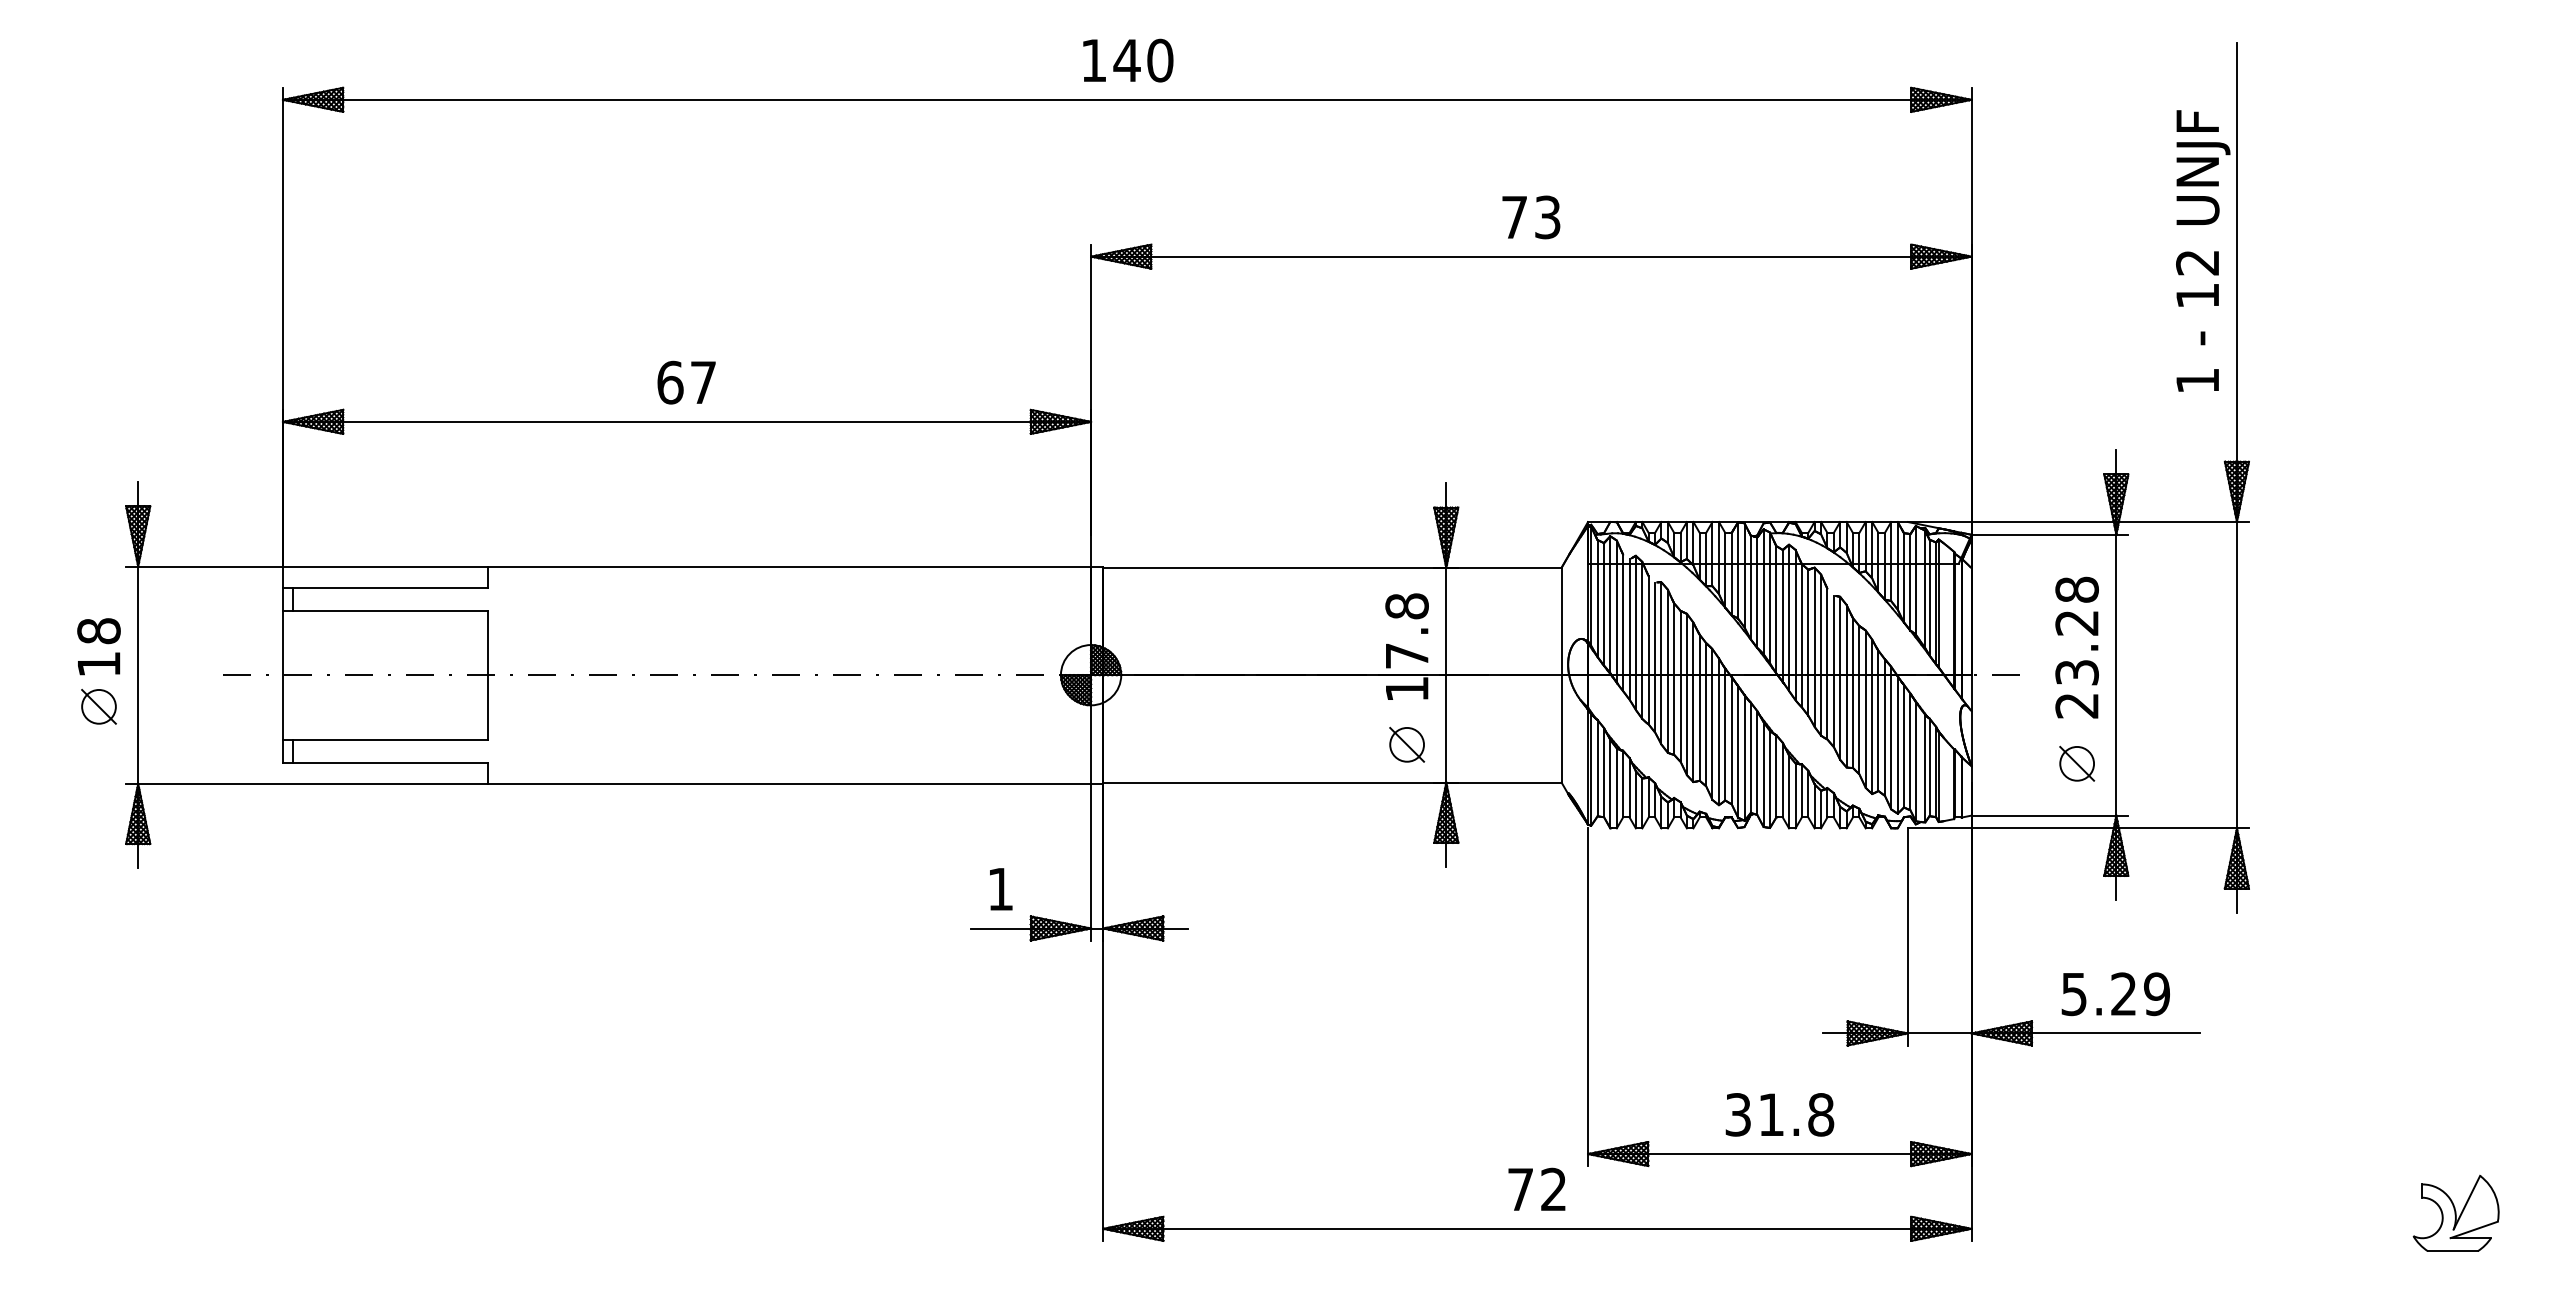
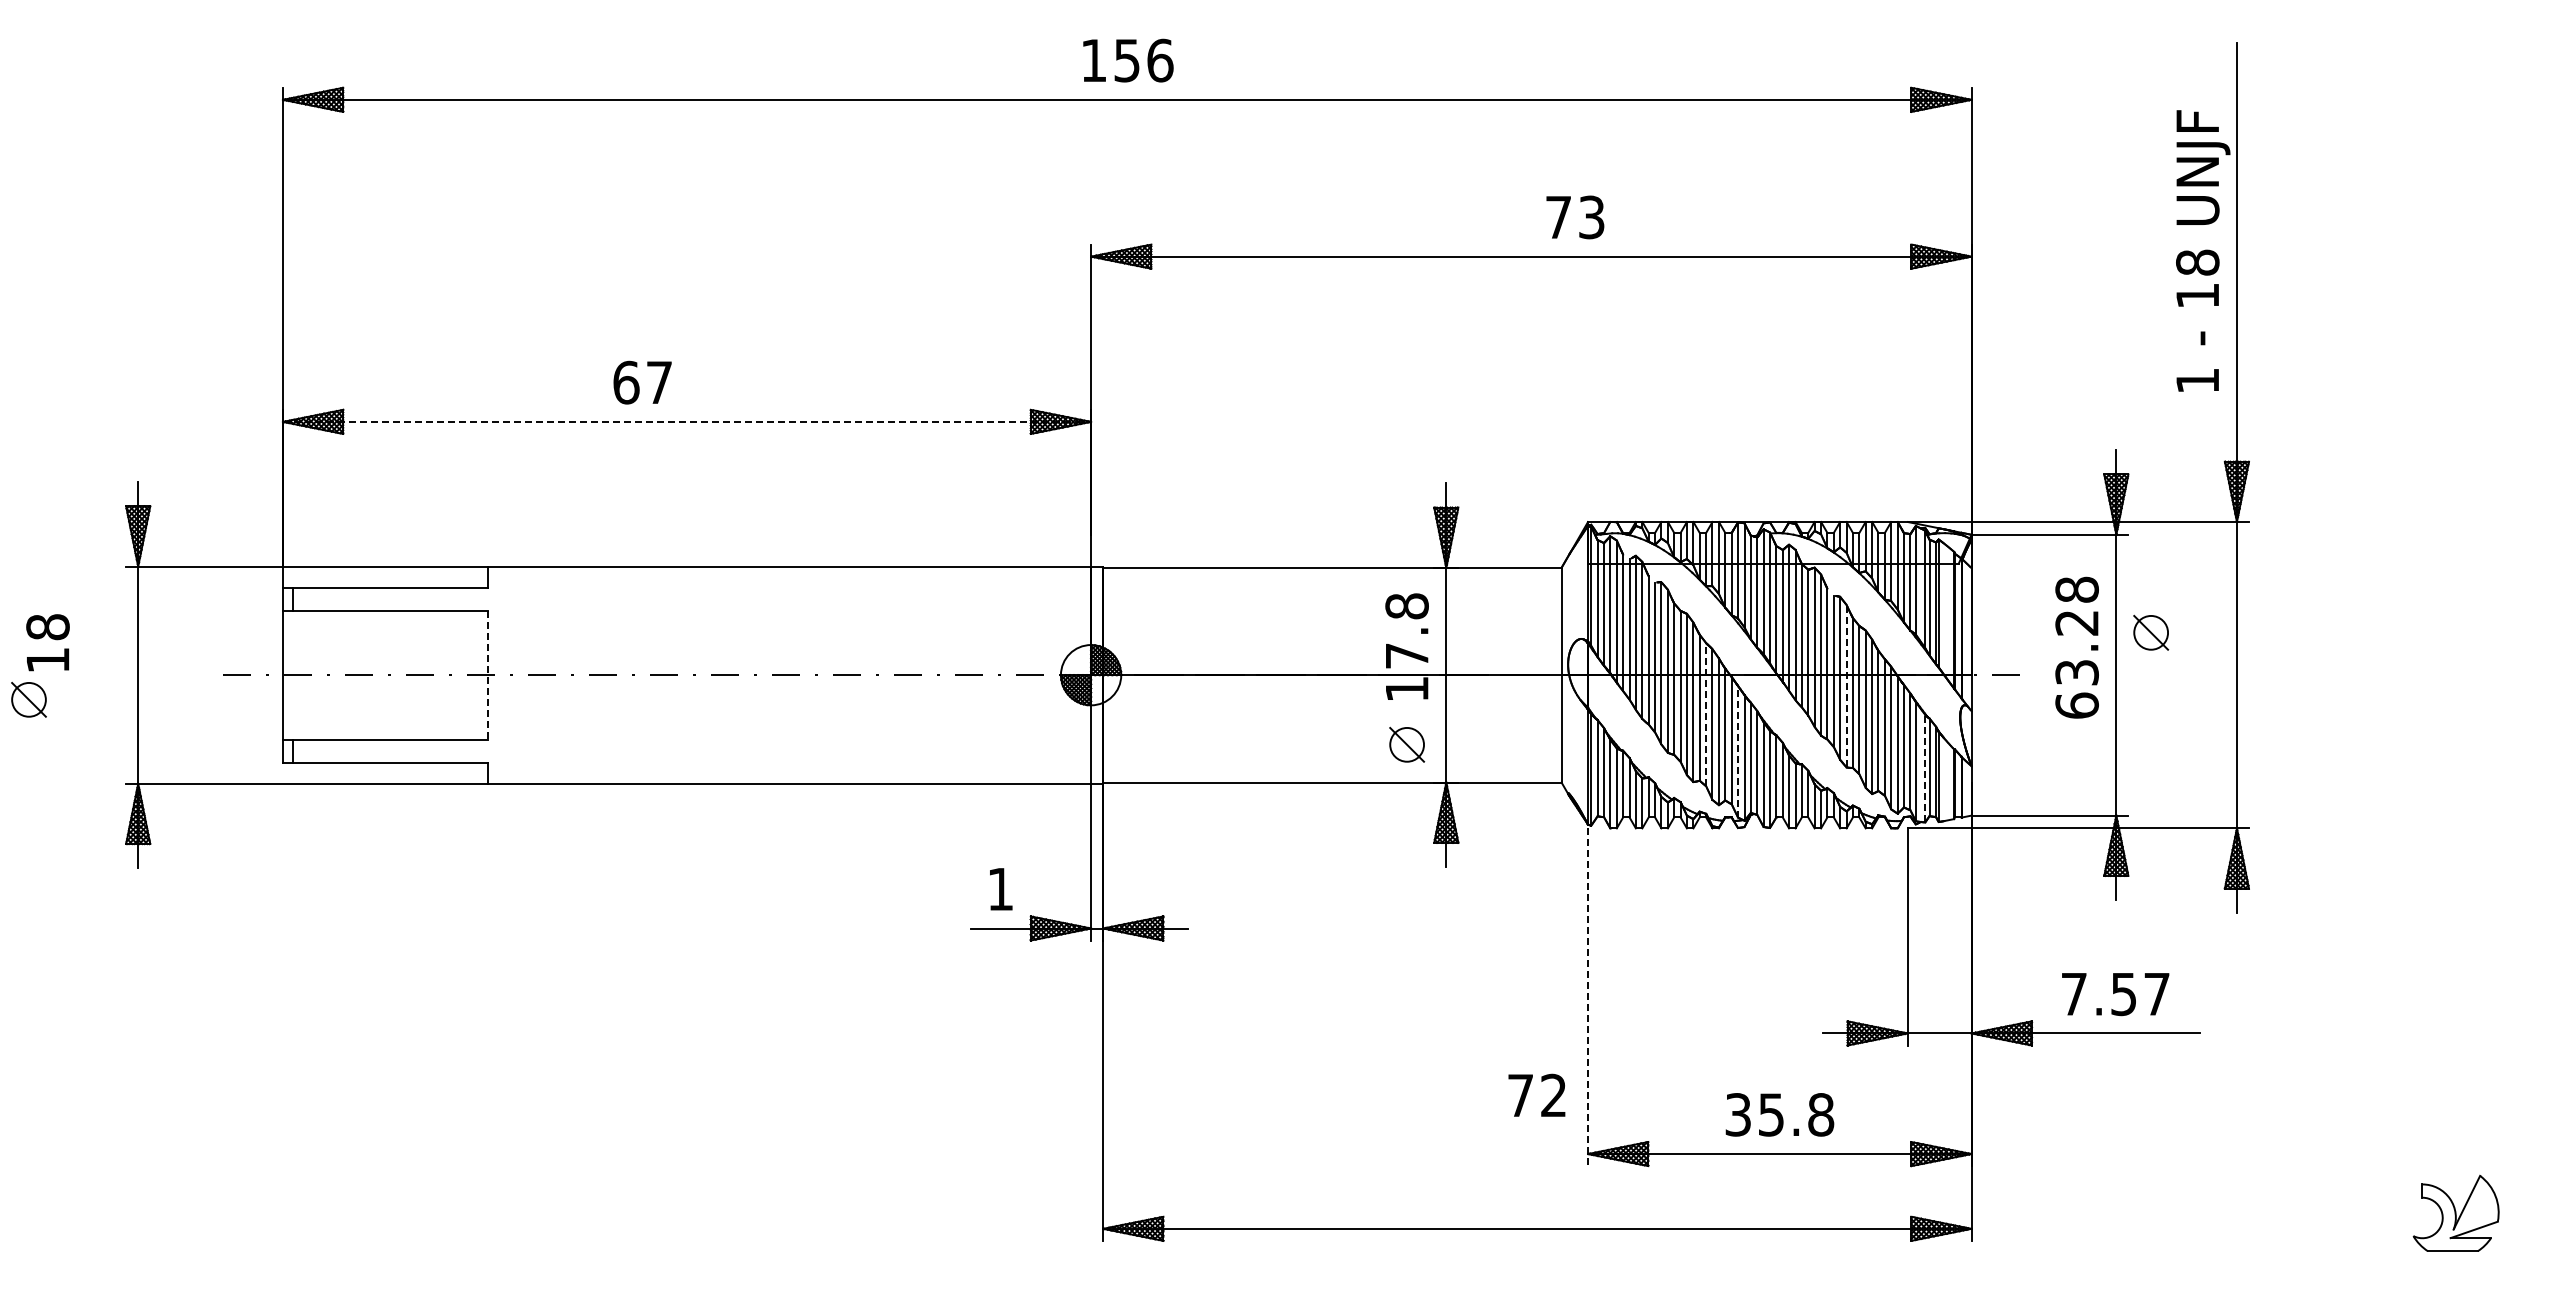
text: 140 -> 156 (1143, 60)
text position: (1531, 217) -> (1575, 217) (1575, 217)
text: 12 -> 18 (2197, 262)
text position: (686, 382) -> (642, 382) (642, 382)
line: solid -> dashed (687, 421)
text position: (98, 646) -> (47, 642) (47, 642)
line: solid -> dashed (488, 675)
line: solid -> dashed (1846, 685)
text: 23.28 -> 63.28 (2076, 705)
part position: (98, 706) -> (28, 699) (28, 699)
line: solid -> dashed (1706, 714)
line: solid -> dashed (1738, 751)
part position: (2077, 763) -> (2151, 632) (2151, 632)
line: solid -> dashed (1925, 768)
text: 5.29 -> 7.57 (2115, 994)
line: solid -> dashed (1588, 997)
text: 31.8 -> 35.8 (1771, 1114)
text position: (1536, 1188) -> (1536, 1094) (1536, 1094)
